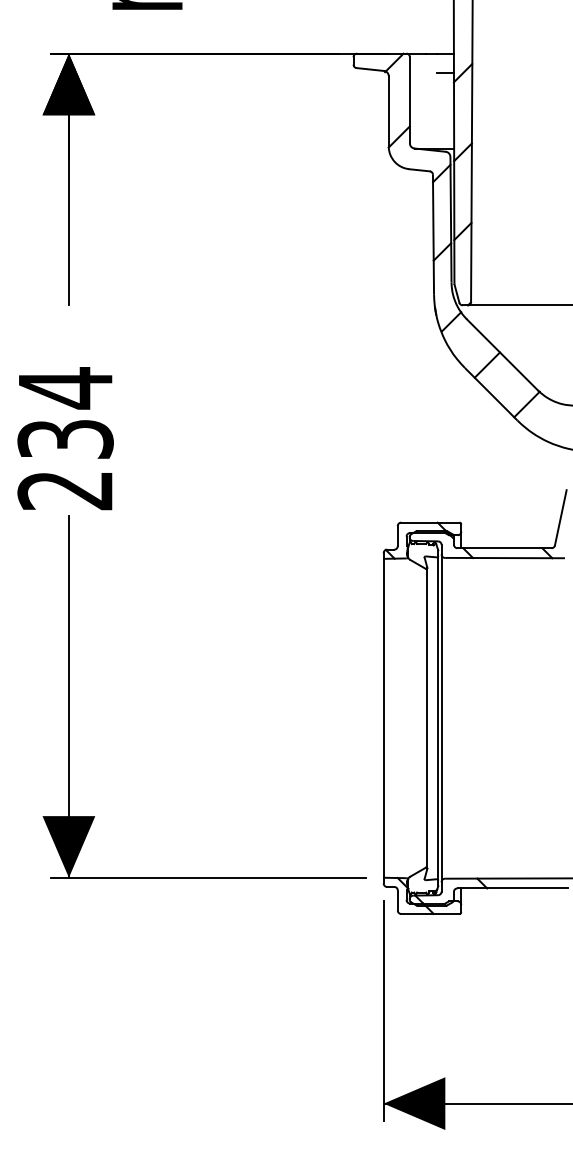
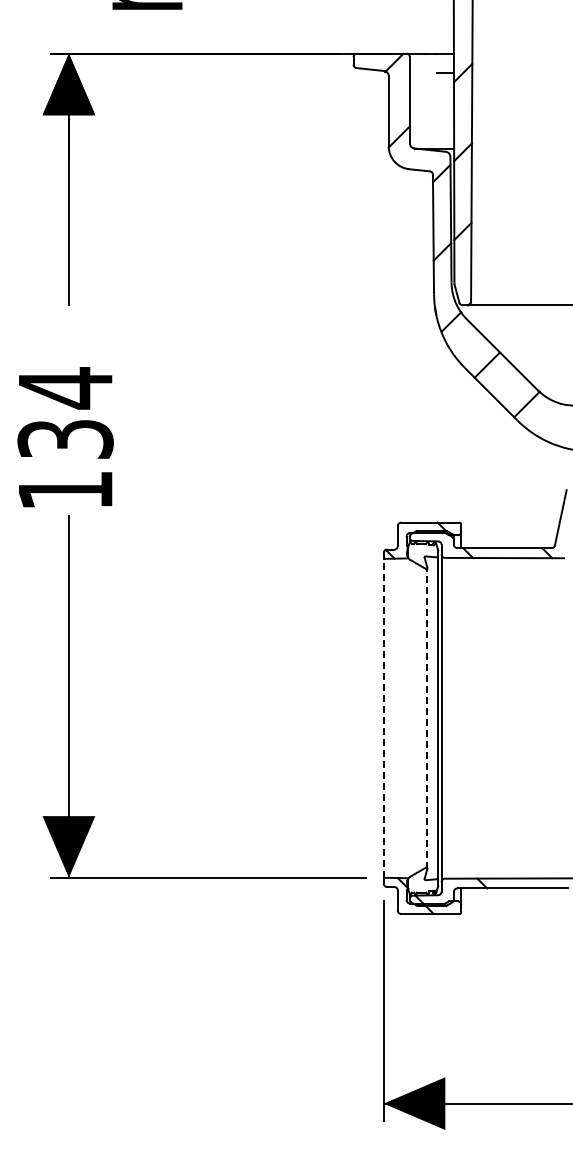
text: 234 -> 134 (64, 491)
line: solid -> dashed (383, 717)
line: solid -> dashed (427, 717)
